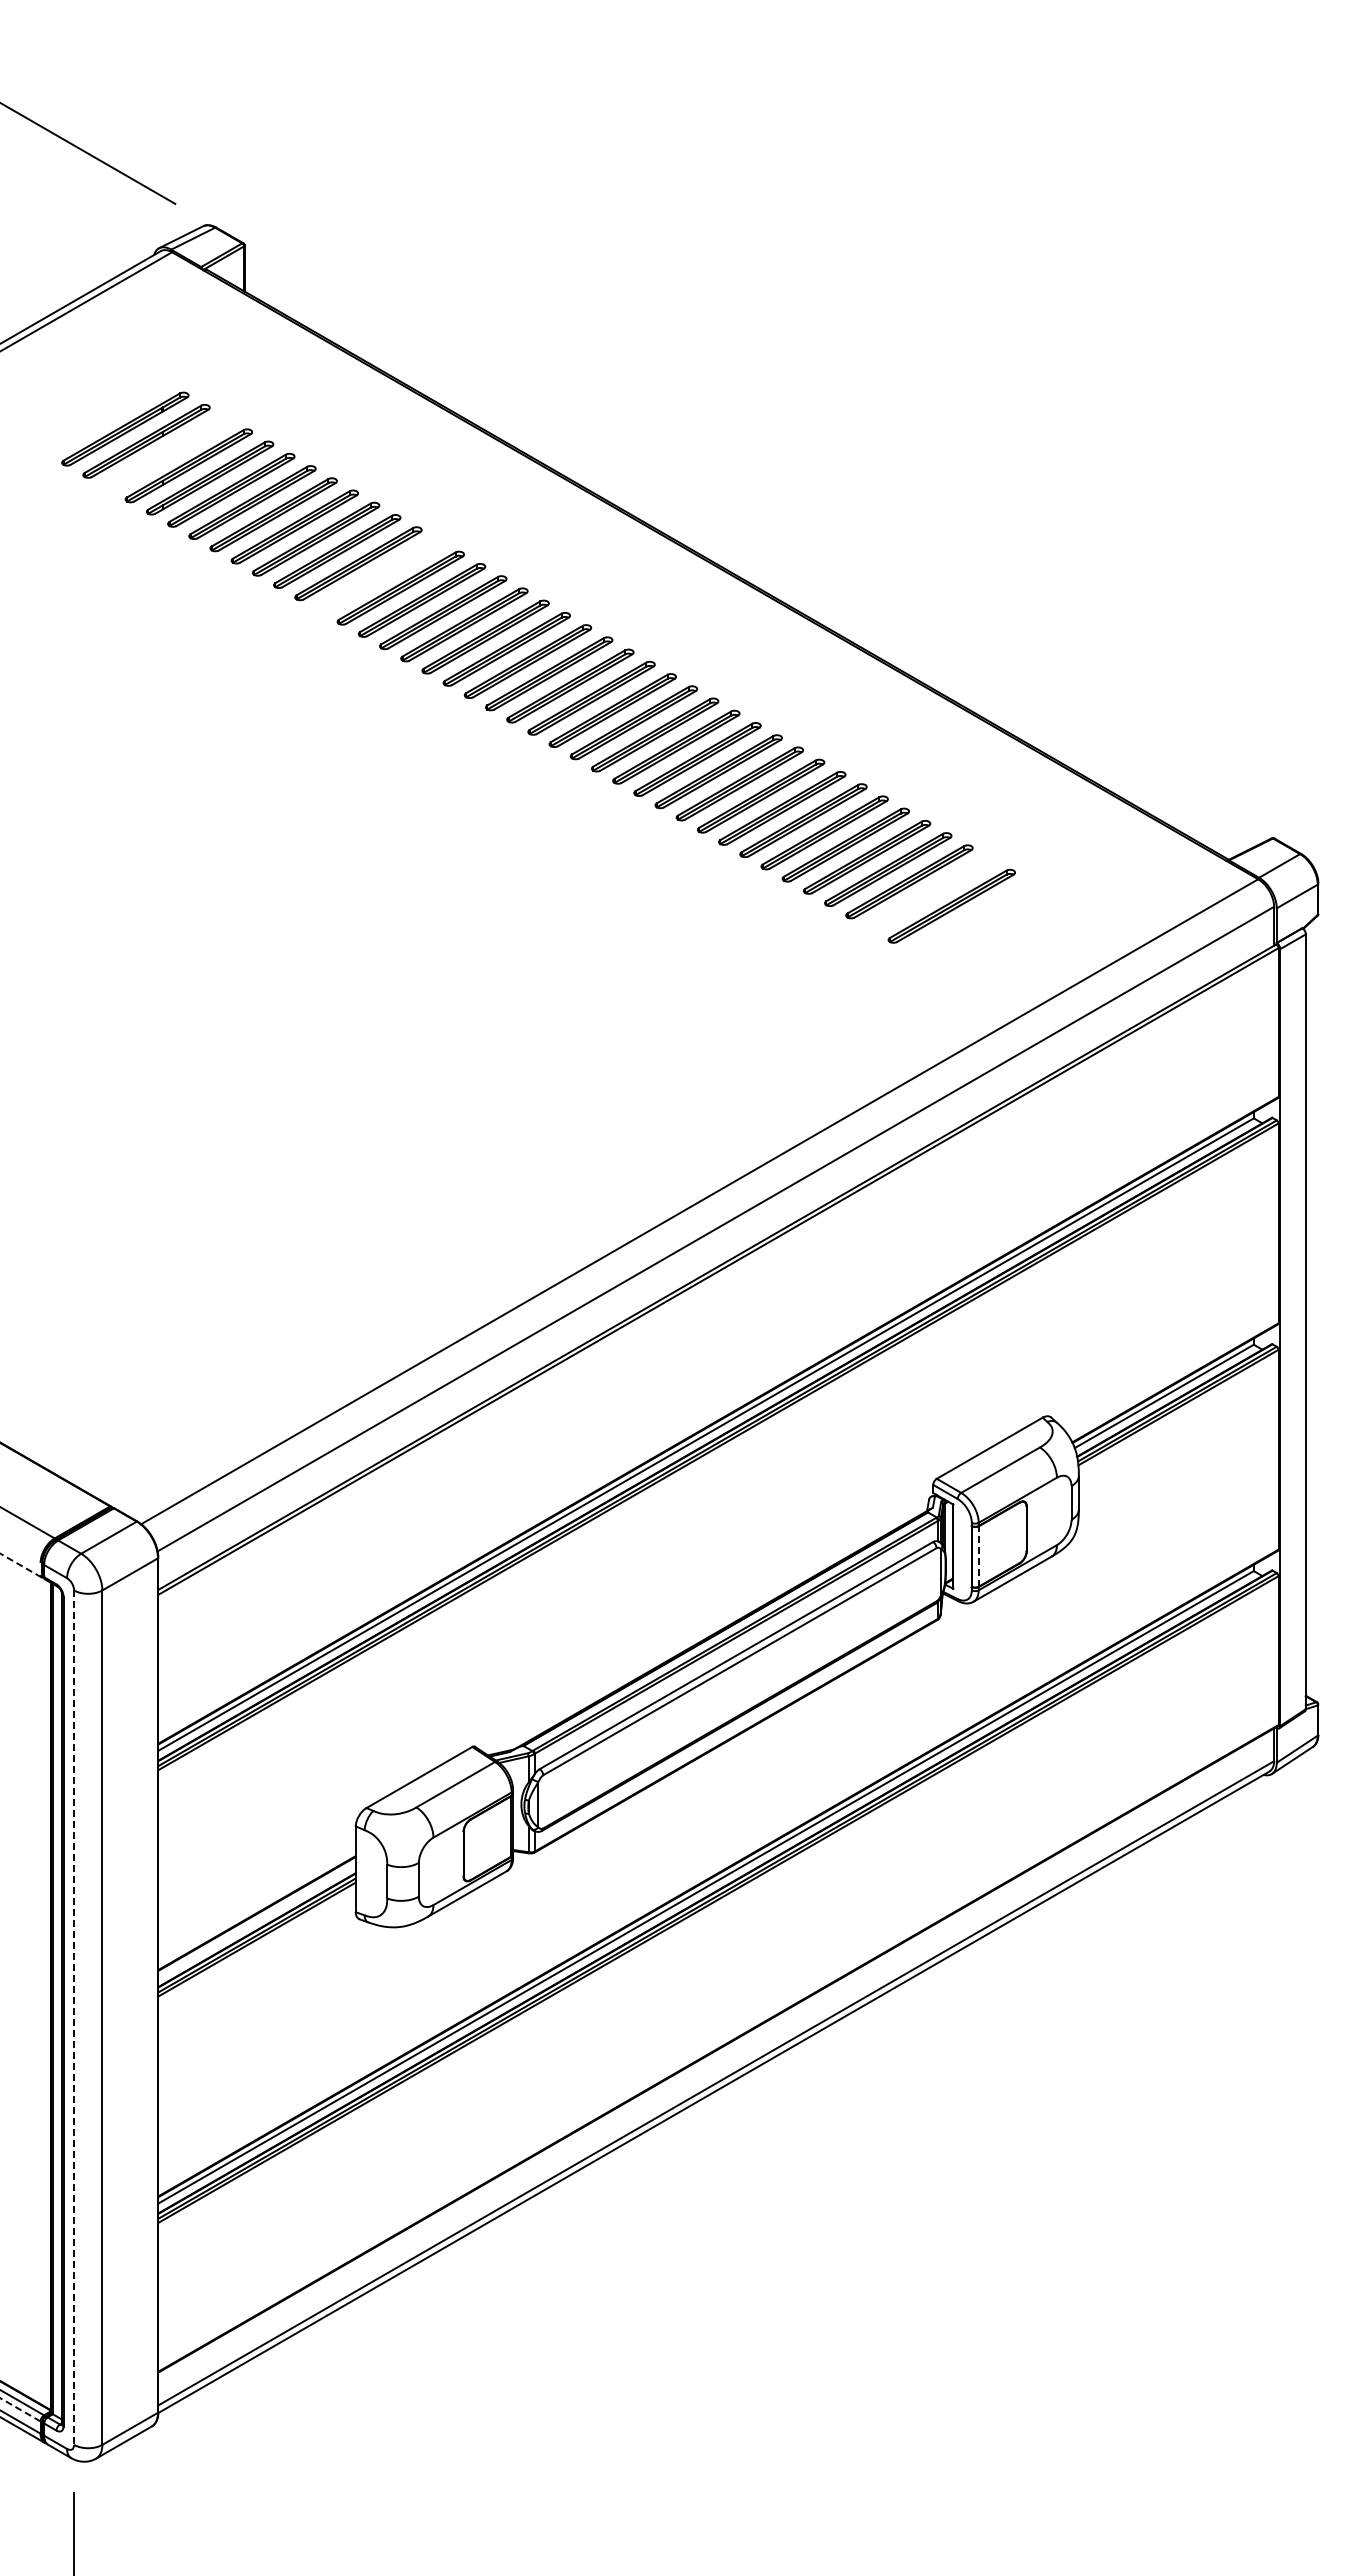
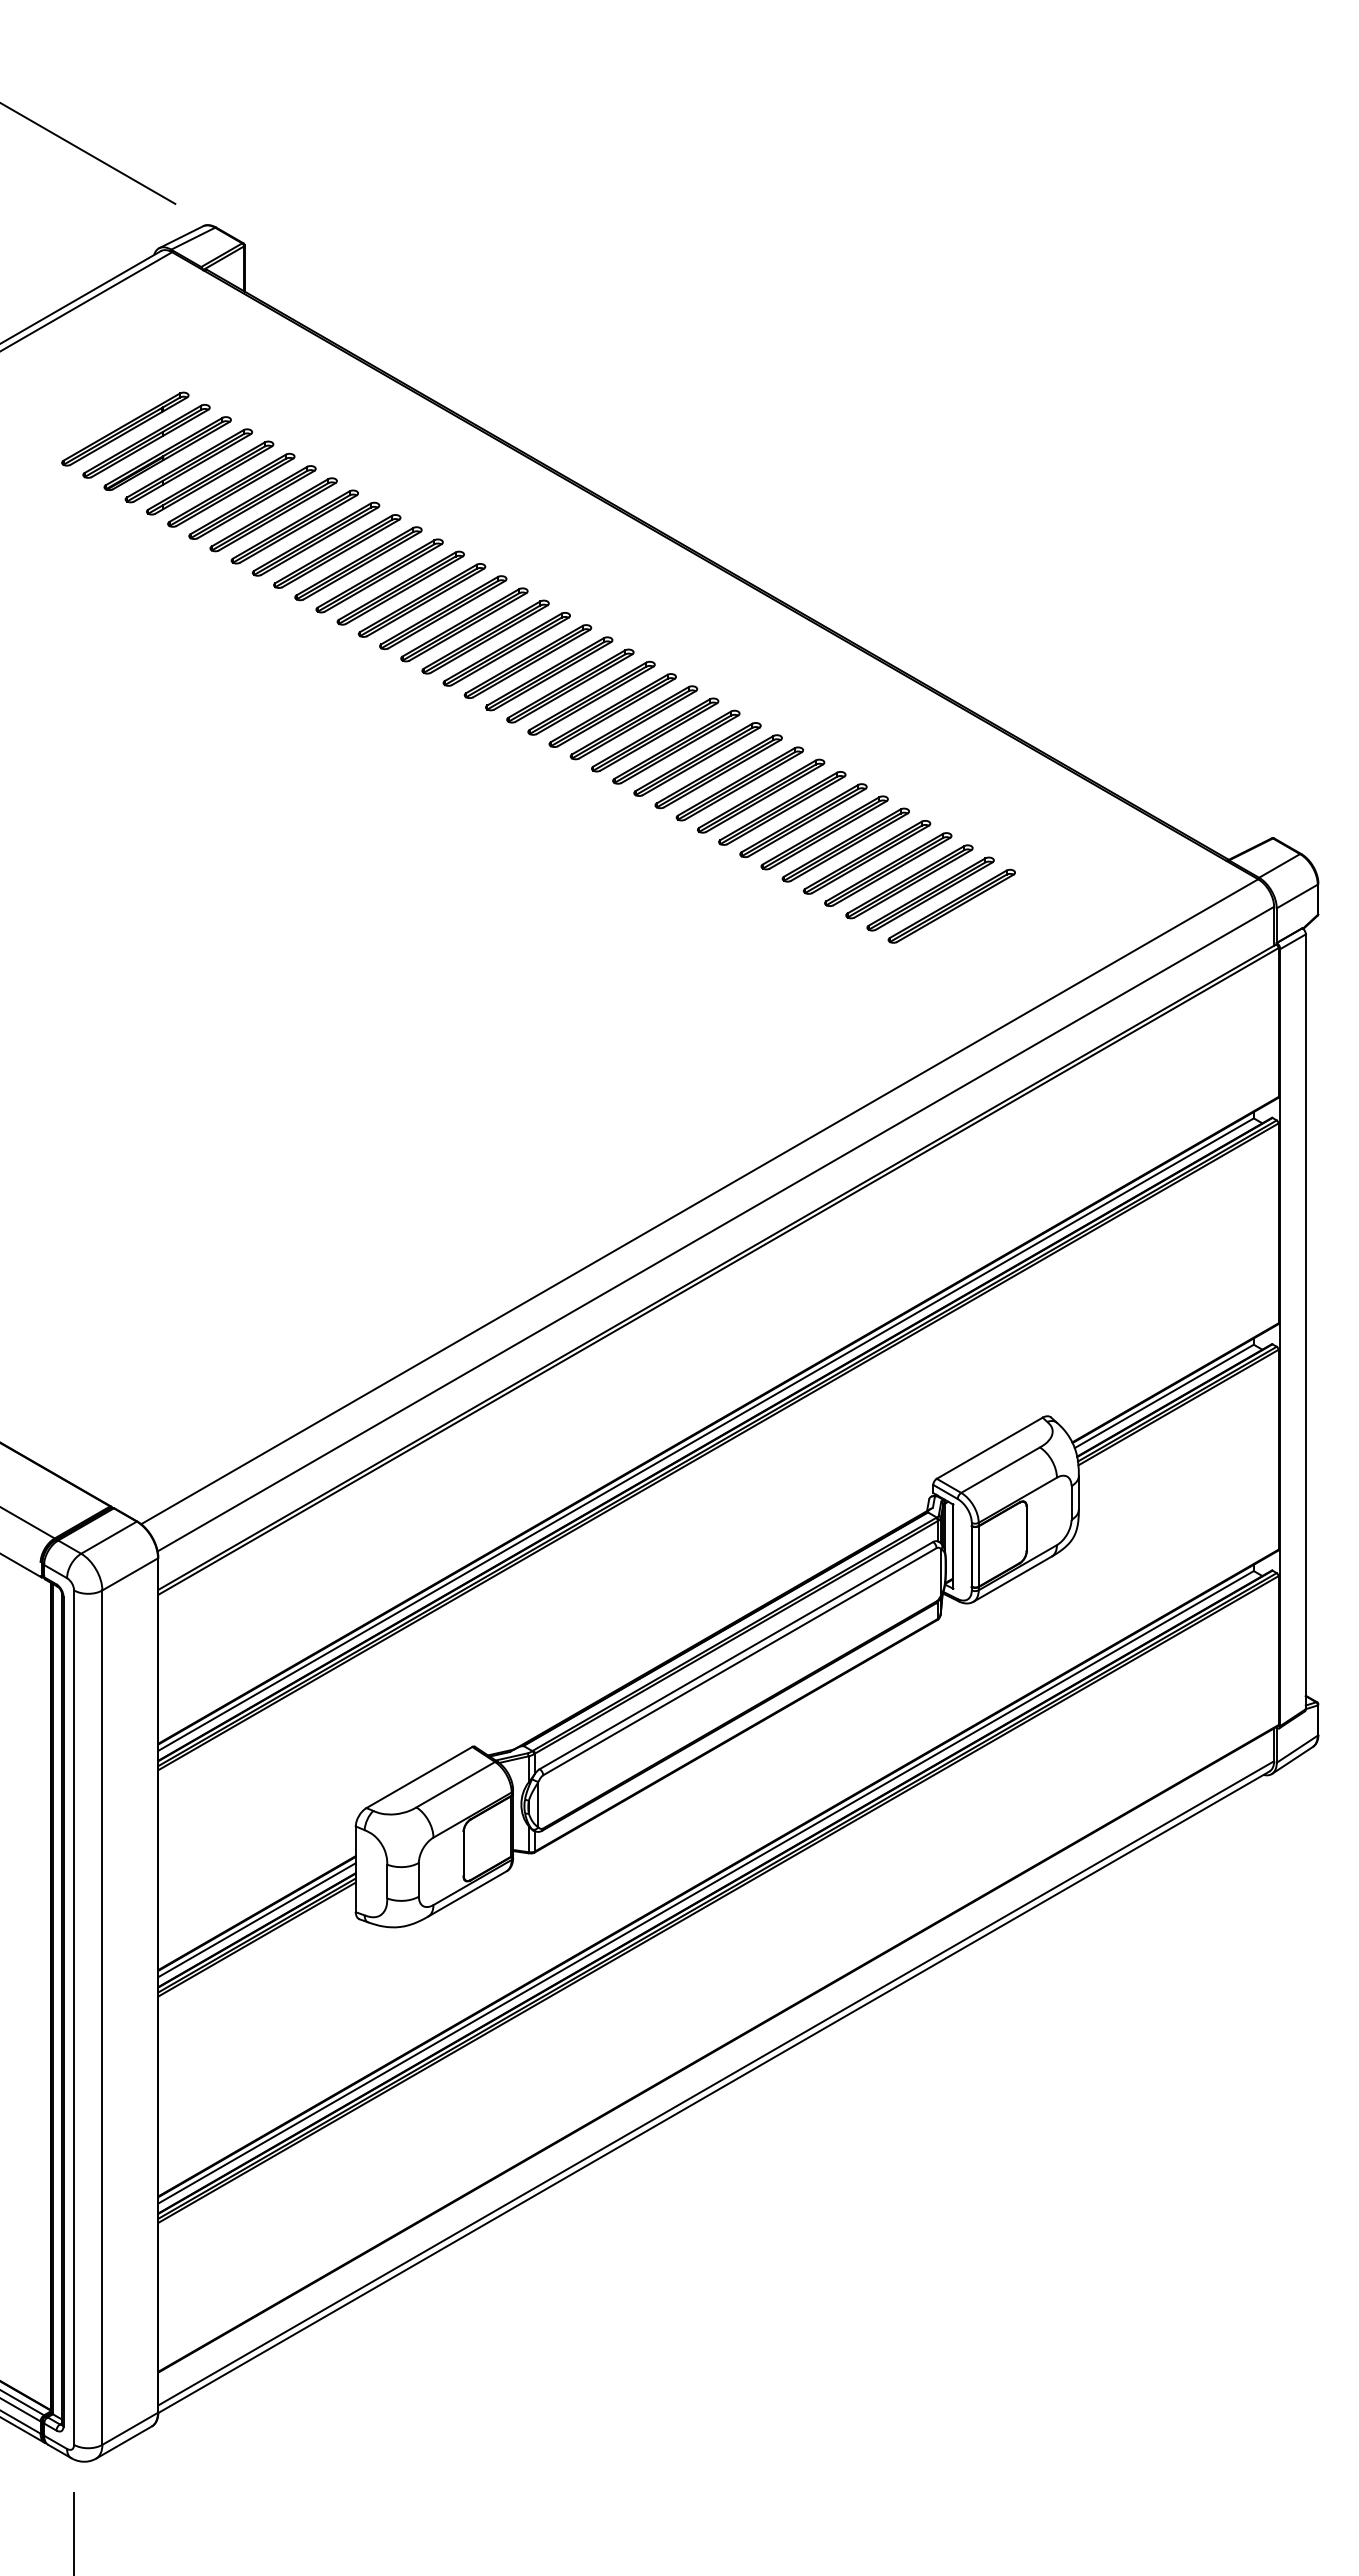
part: none -> present (167, 453)
part: none -> present (379, 575)
part: none -> present (930, 893)
line: dashed -> solid (978, 1555)
line: dashed -> solid (20, 1565)
line: none -> present (256, 1920)
line: dashed -> solid (74, 2018)
line: dashed -> solid (20, 2409)
